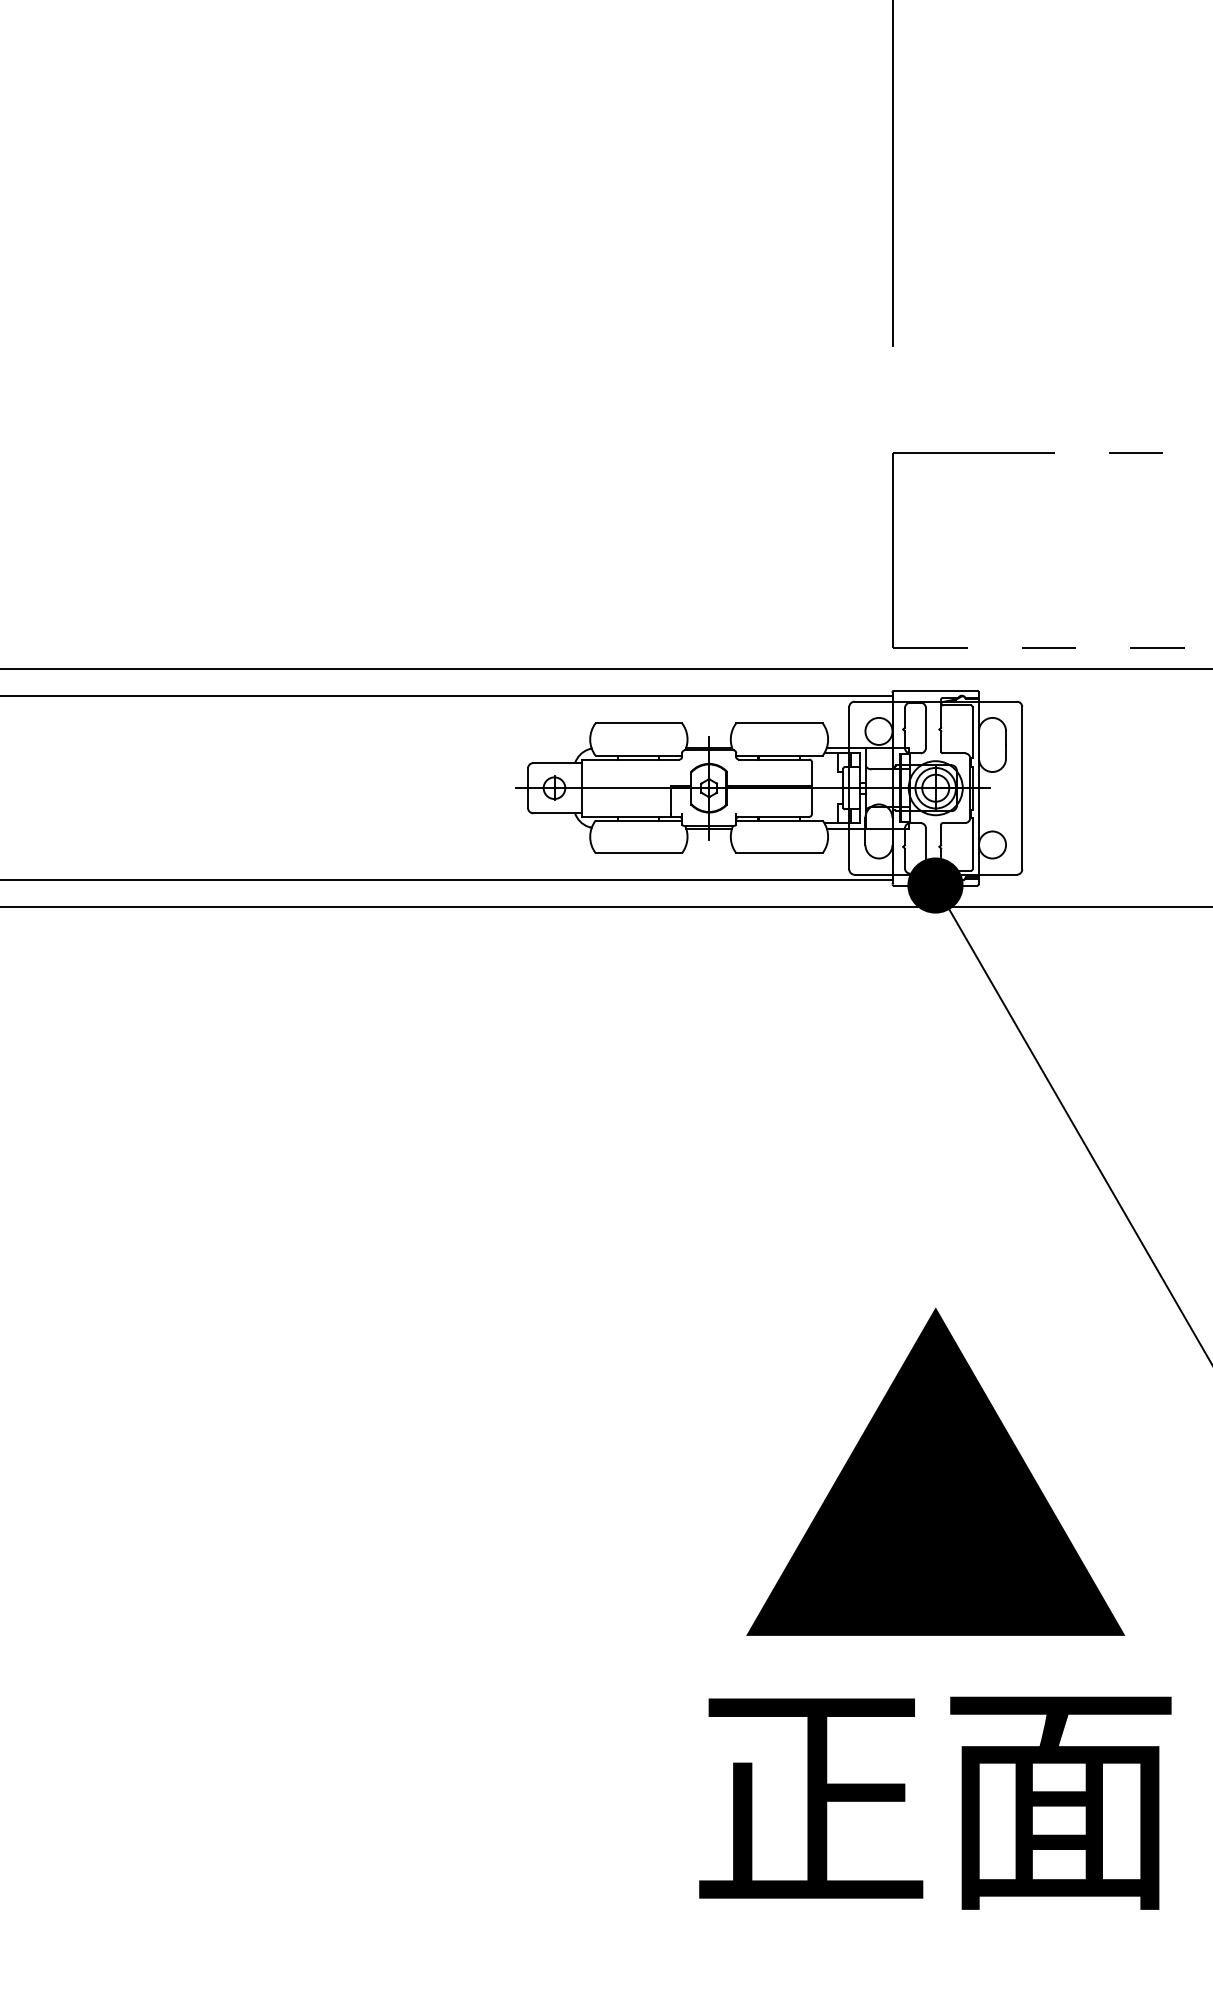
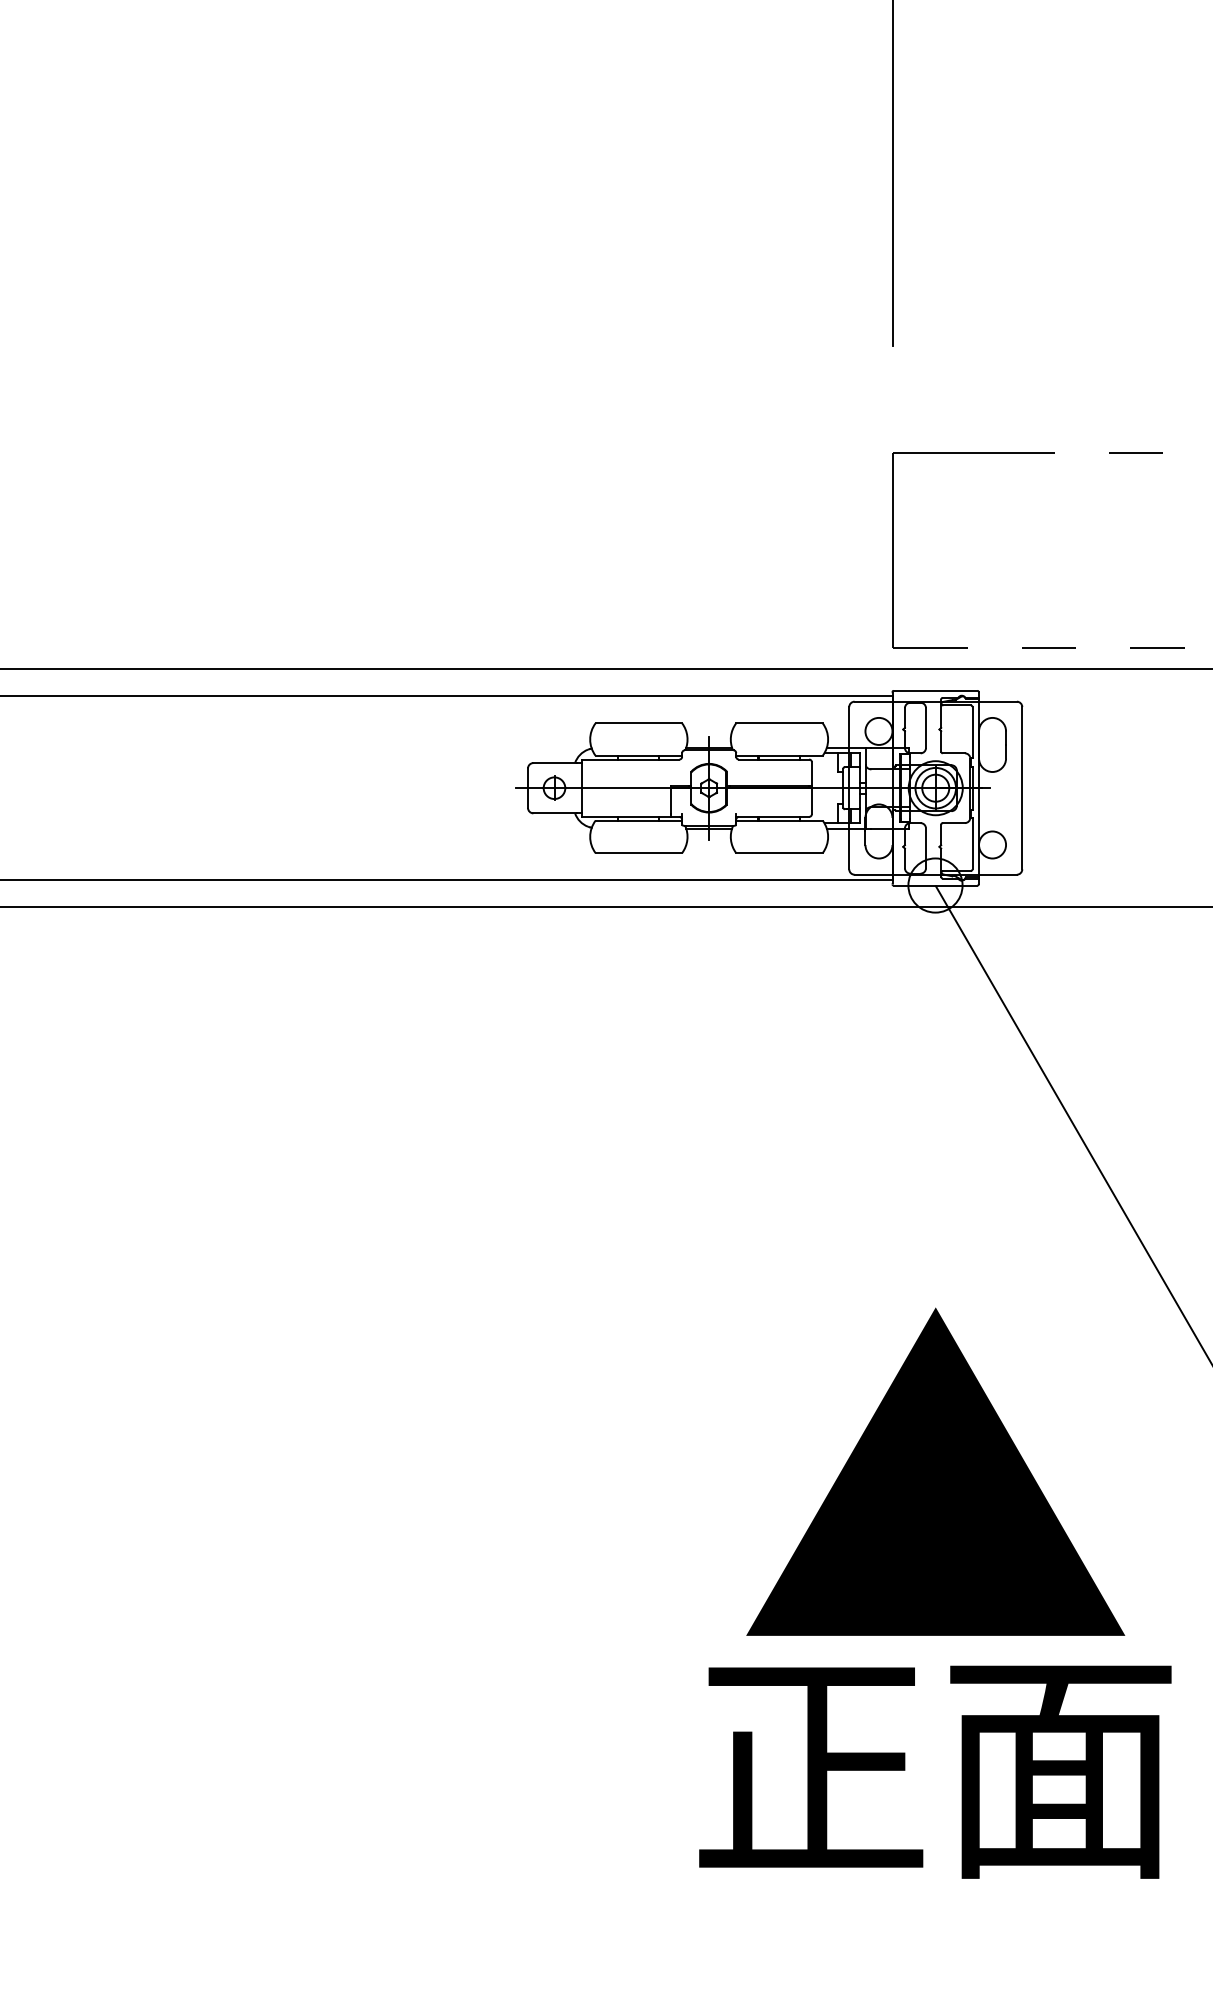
fill: present -> none (935, 885)
text position: (935, 1802) -> (935, 1771) (935, 1771)
